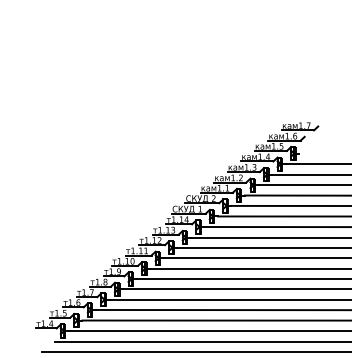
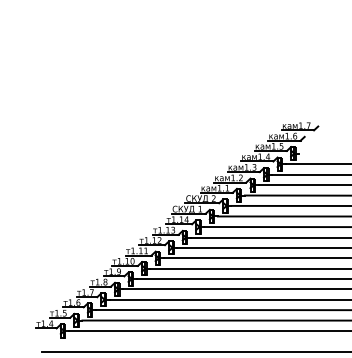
line: present -> none (201, 341)
